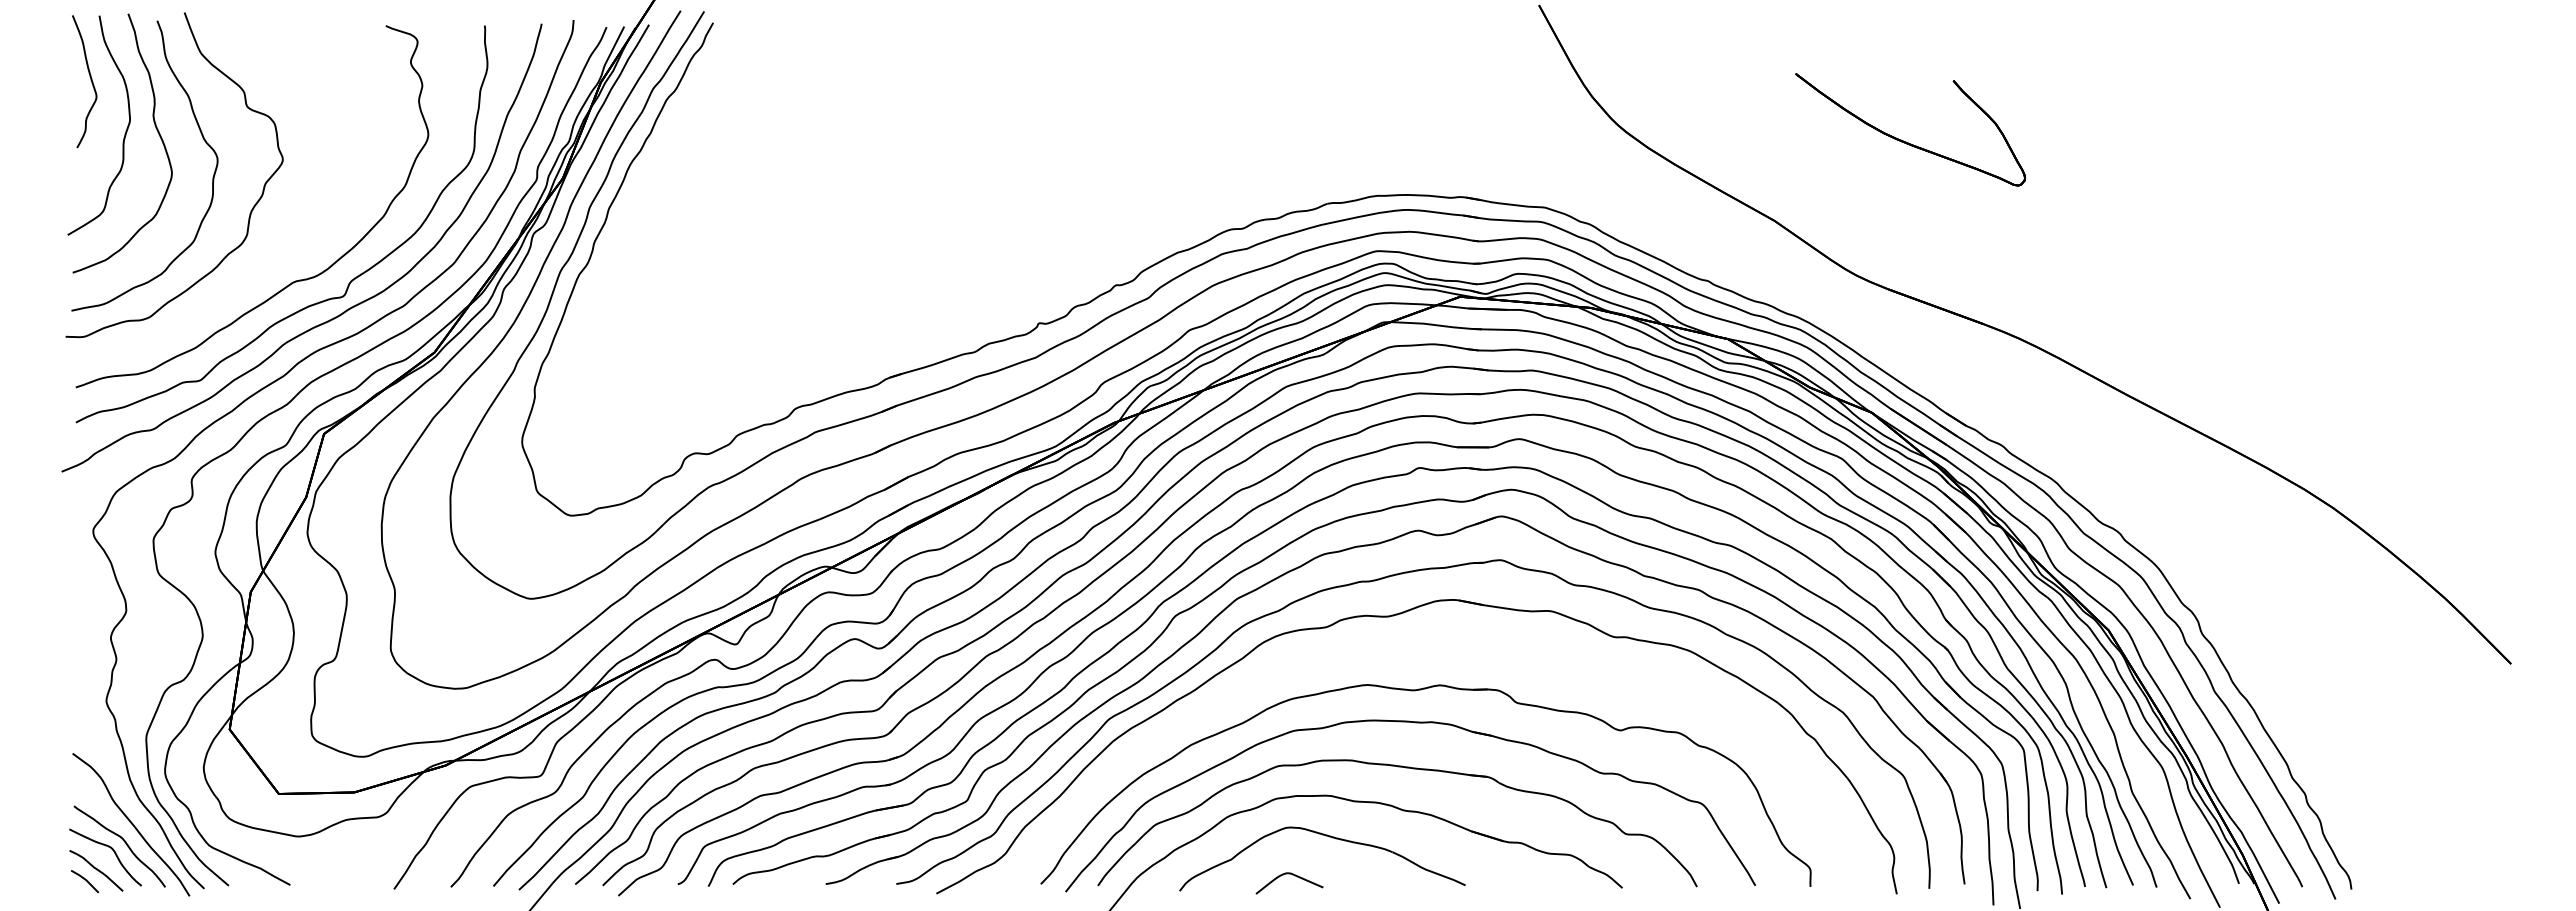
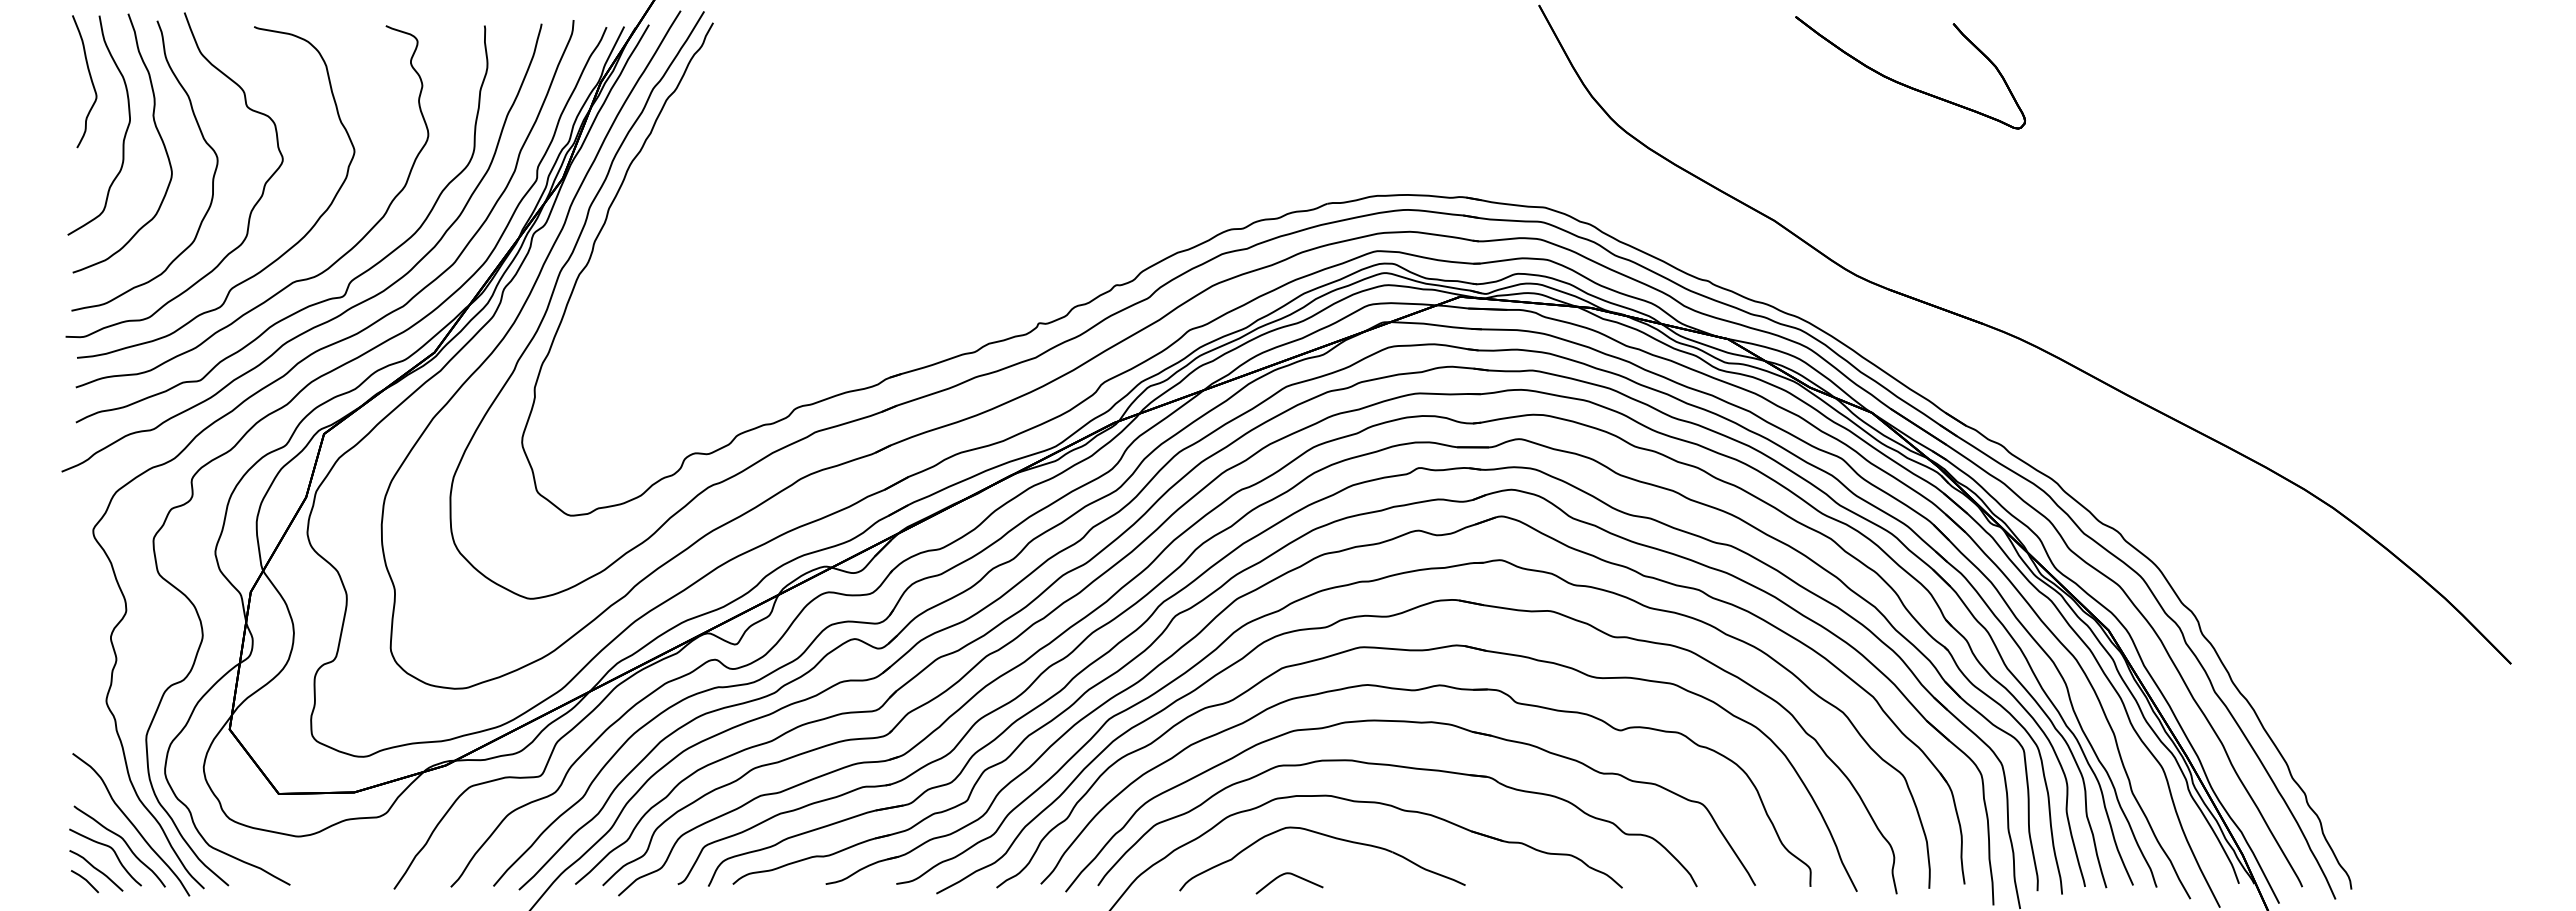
part position: (1906, 141) -> (1906, 84) (1906, 84)
curve: none -> present (265, 266)
part: none -> present (1424, 651)
